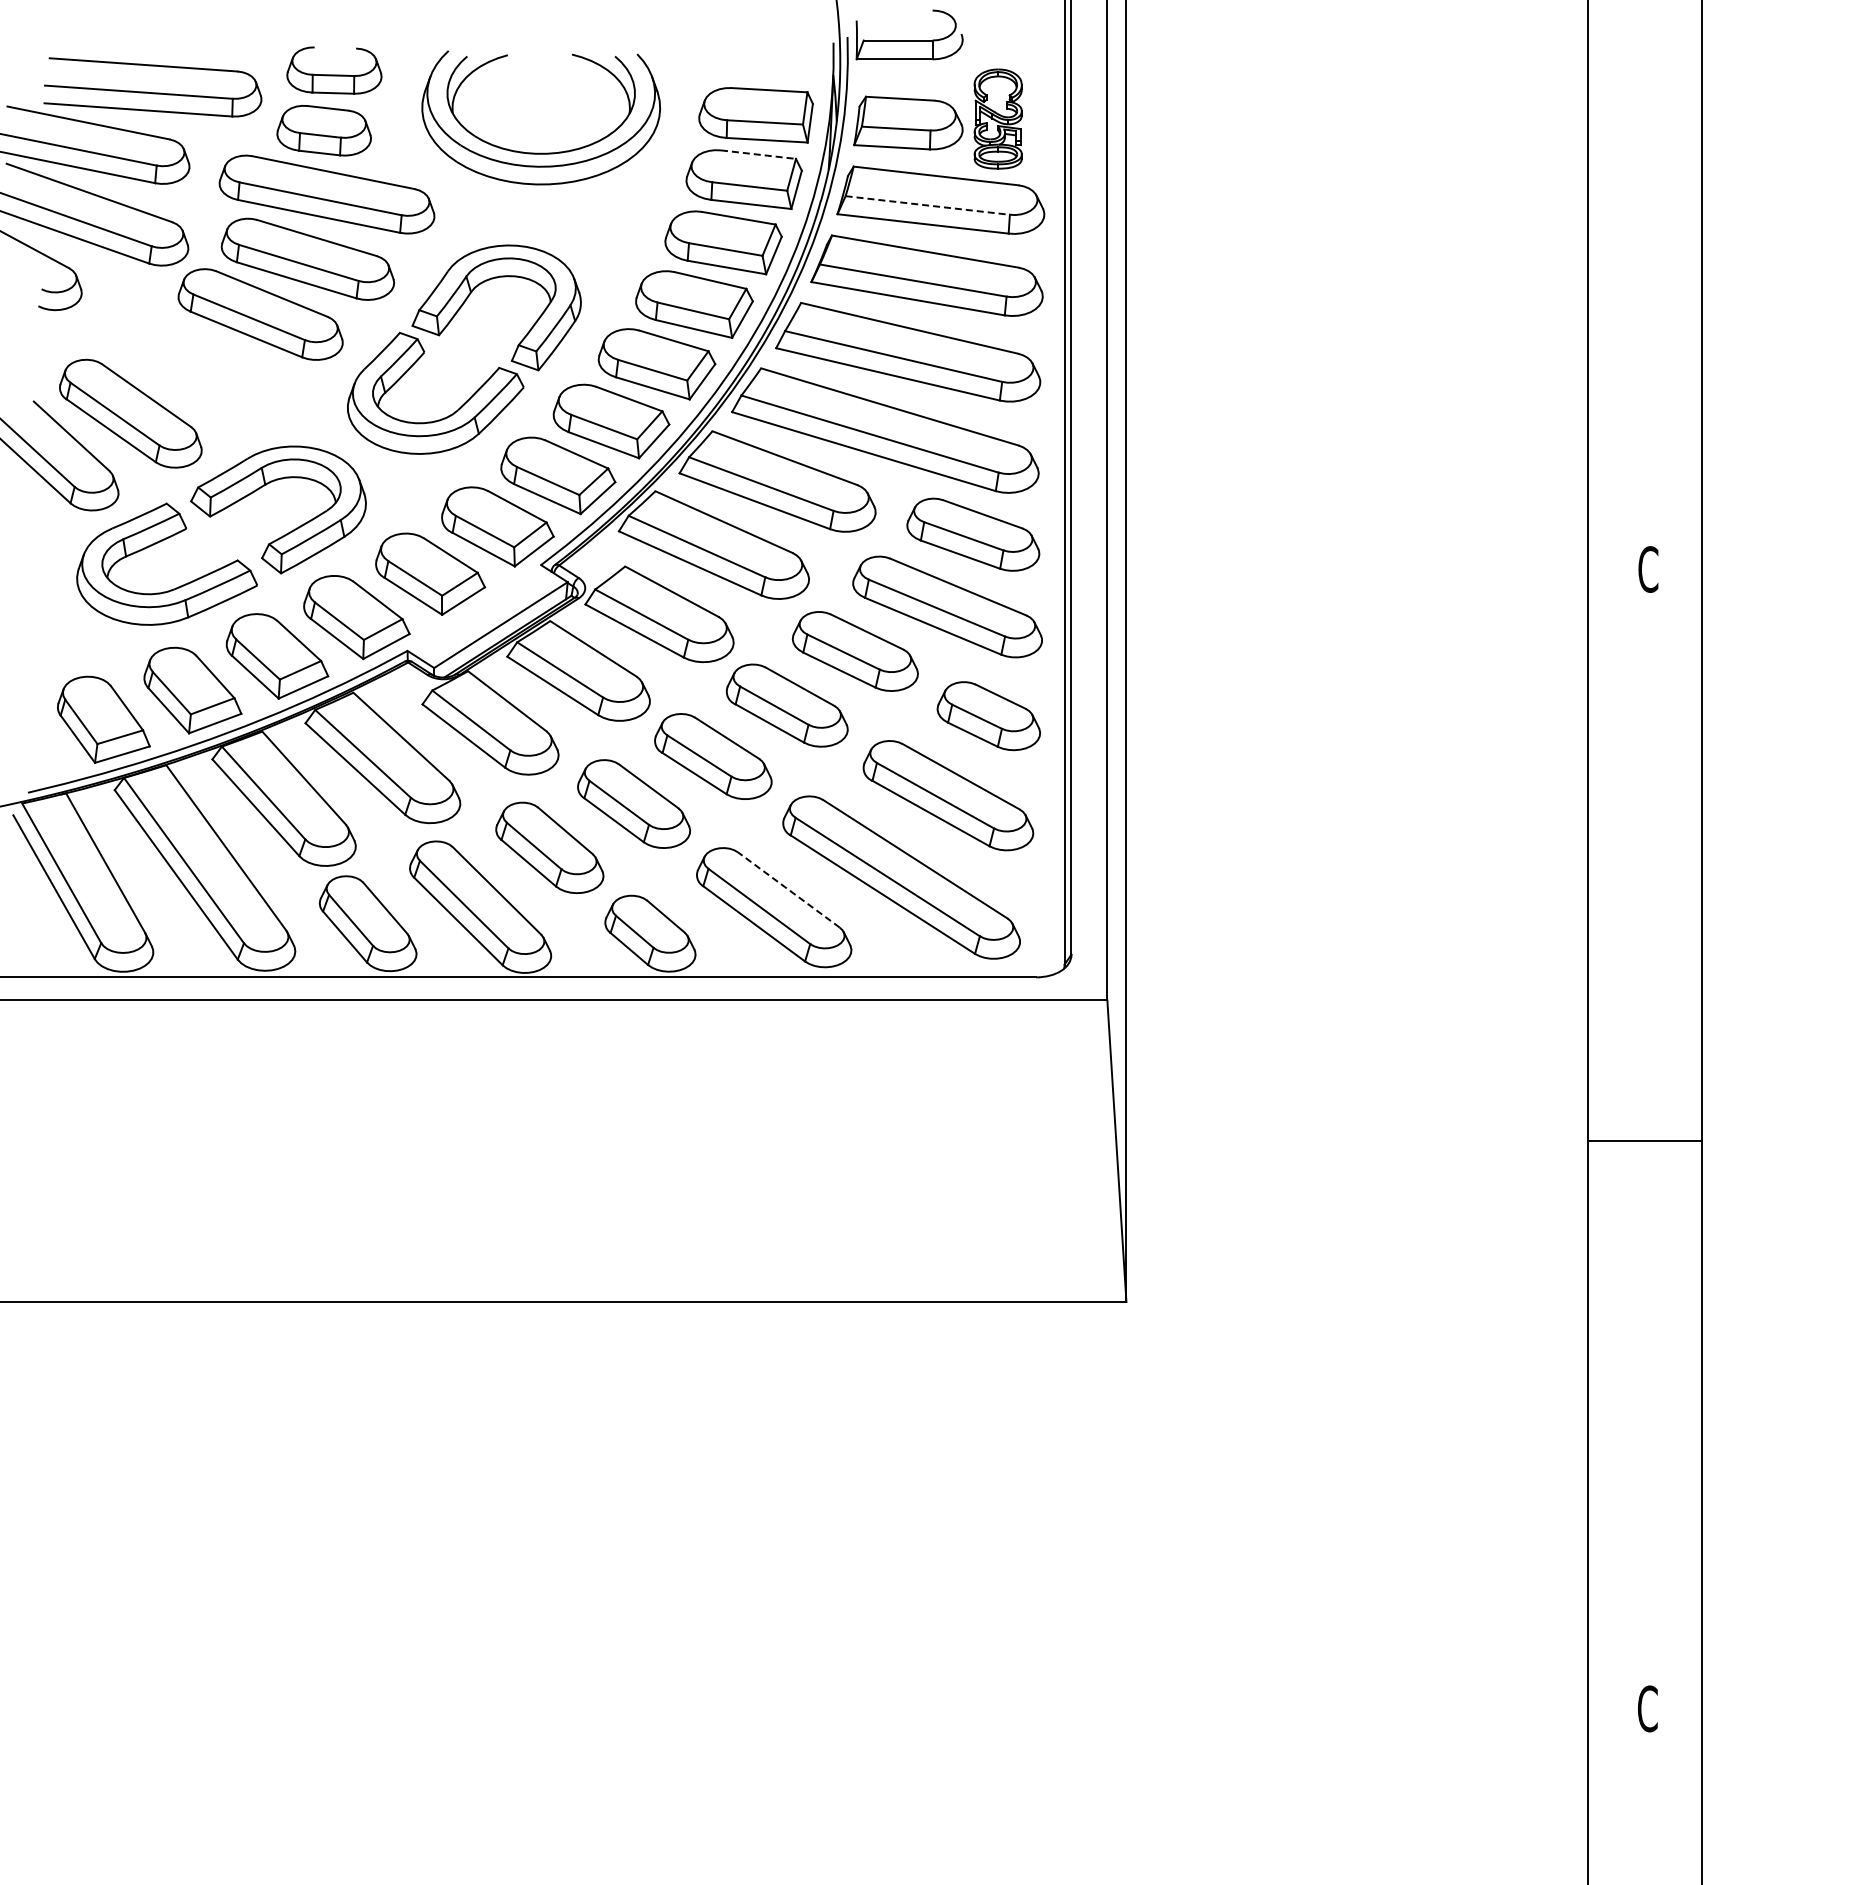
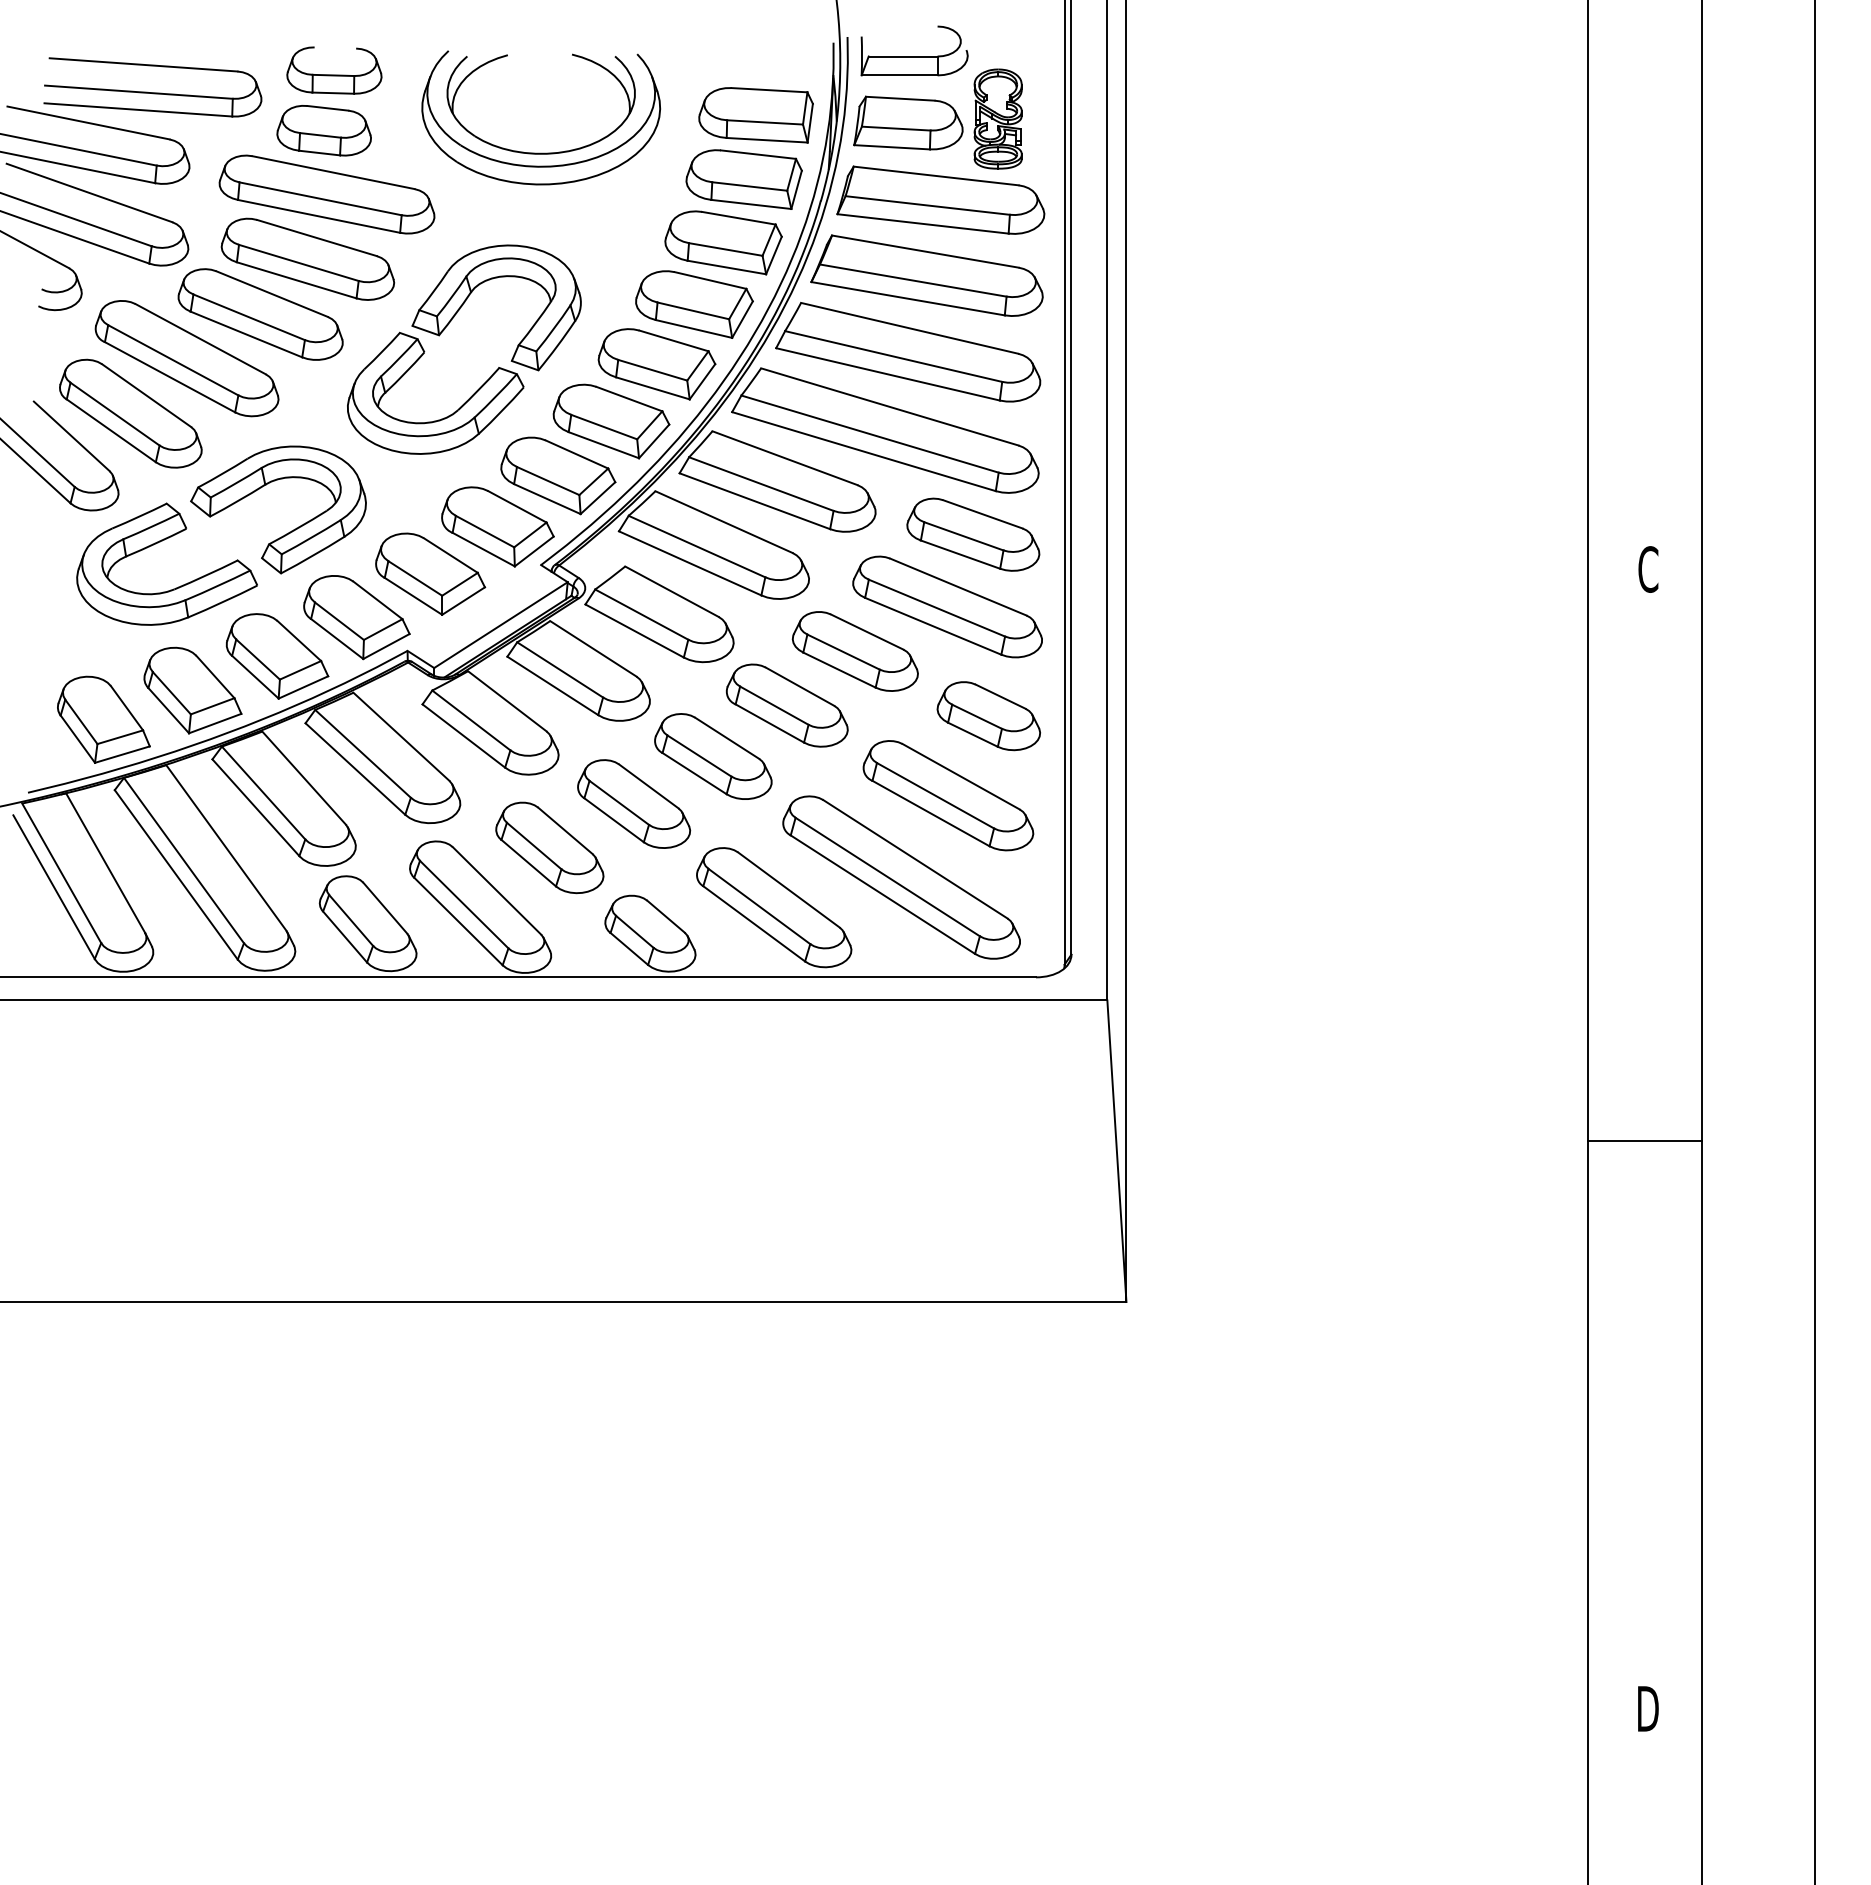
part position: (909, 34) -> (914, 50) (914, 50)
line: dashed -> solid (758, 154)
line: dashed -> solid (927, 205)
part: none -> present (186, 358)
line: dashed -> solid (788, 889)
line: none -> present (1814, 941)
text: C -> D (1648, 1708)
